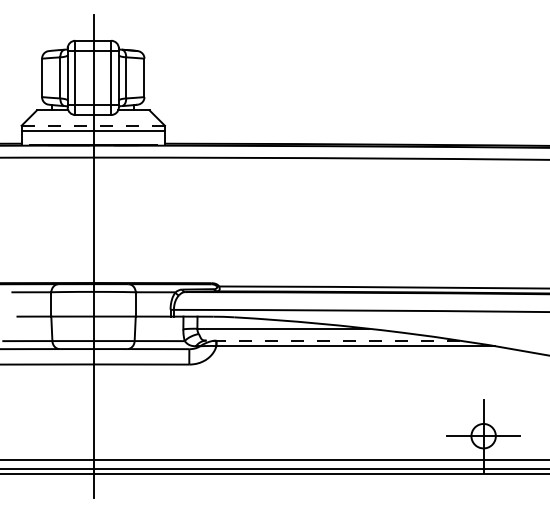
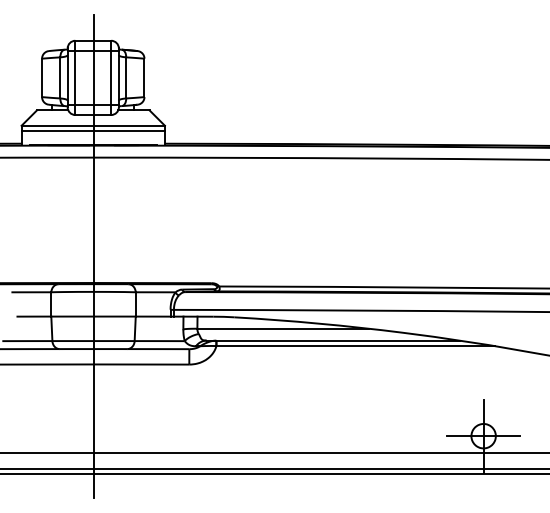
line: dashed -> solid (93, 125)
line: dashed -> solid (333, 340)
line position: (274, 460) -> (274, 453) (274, 453)
